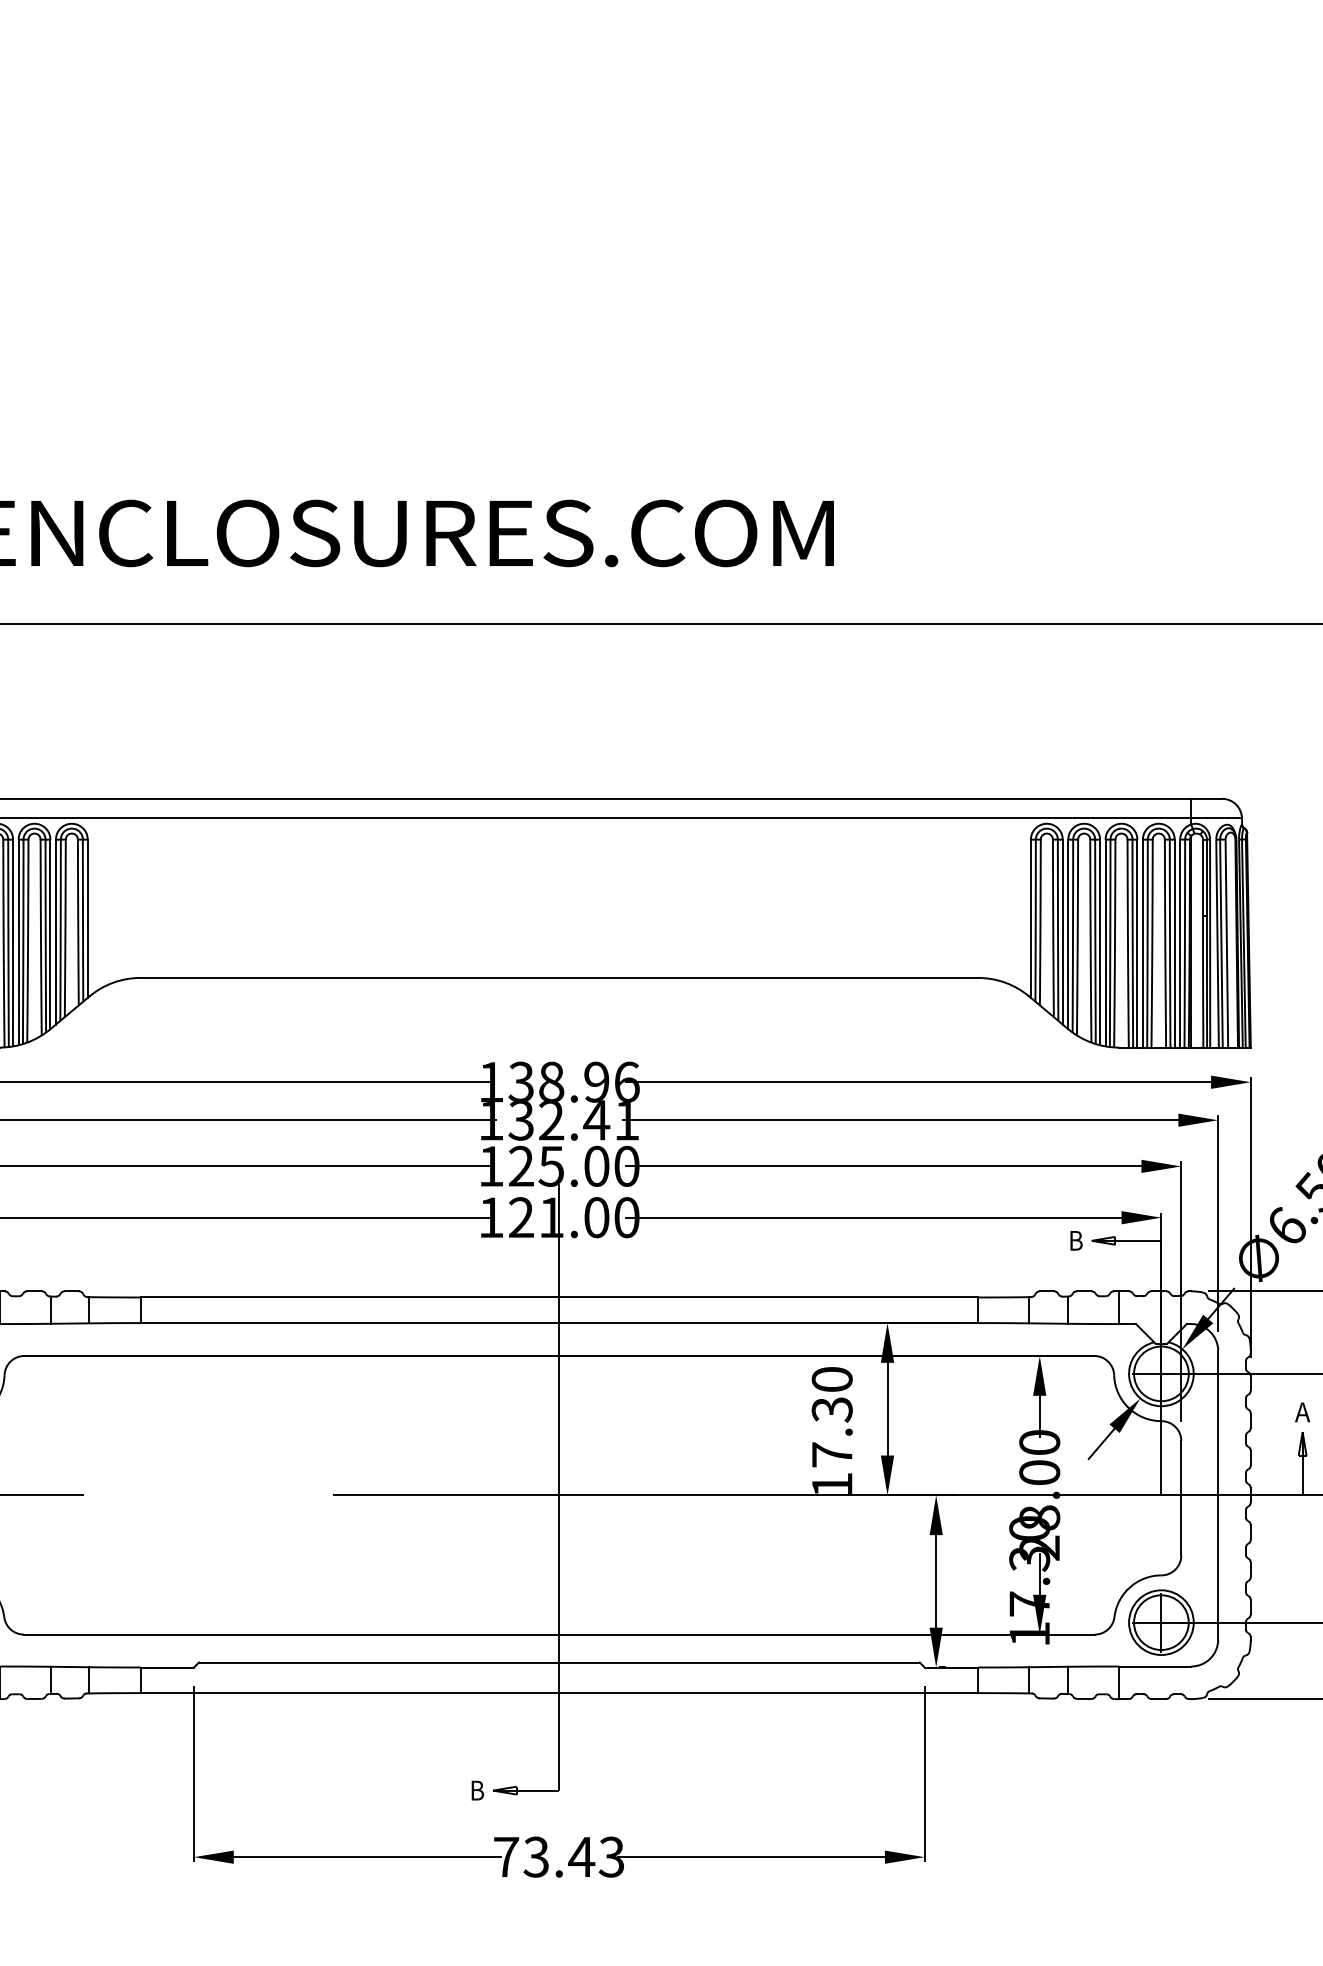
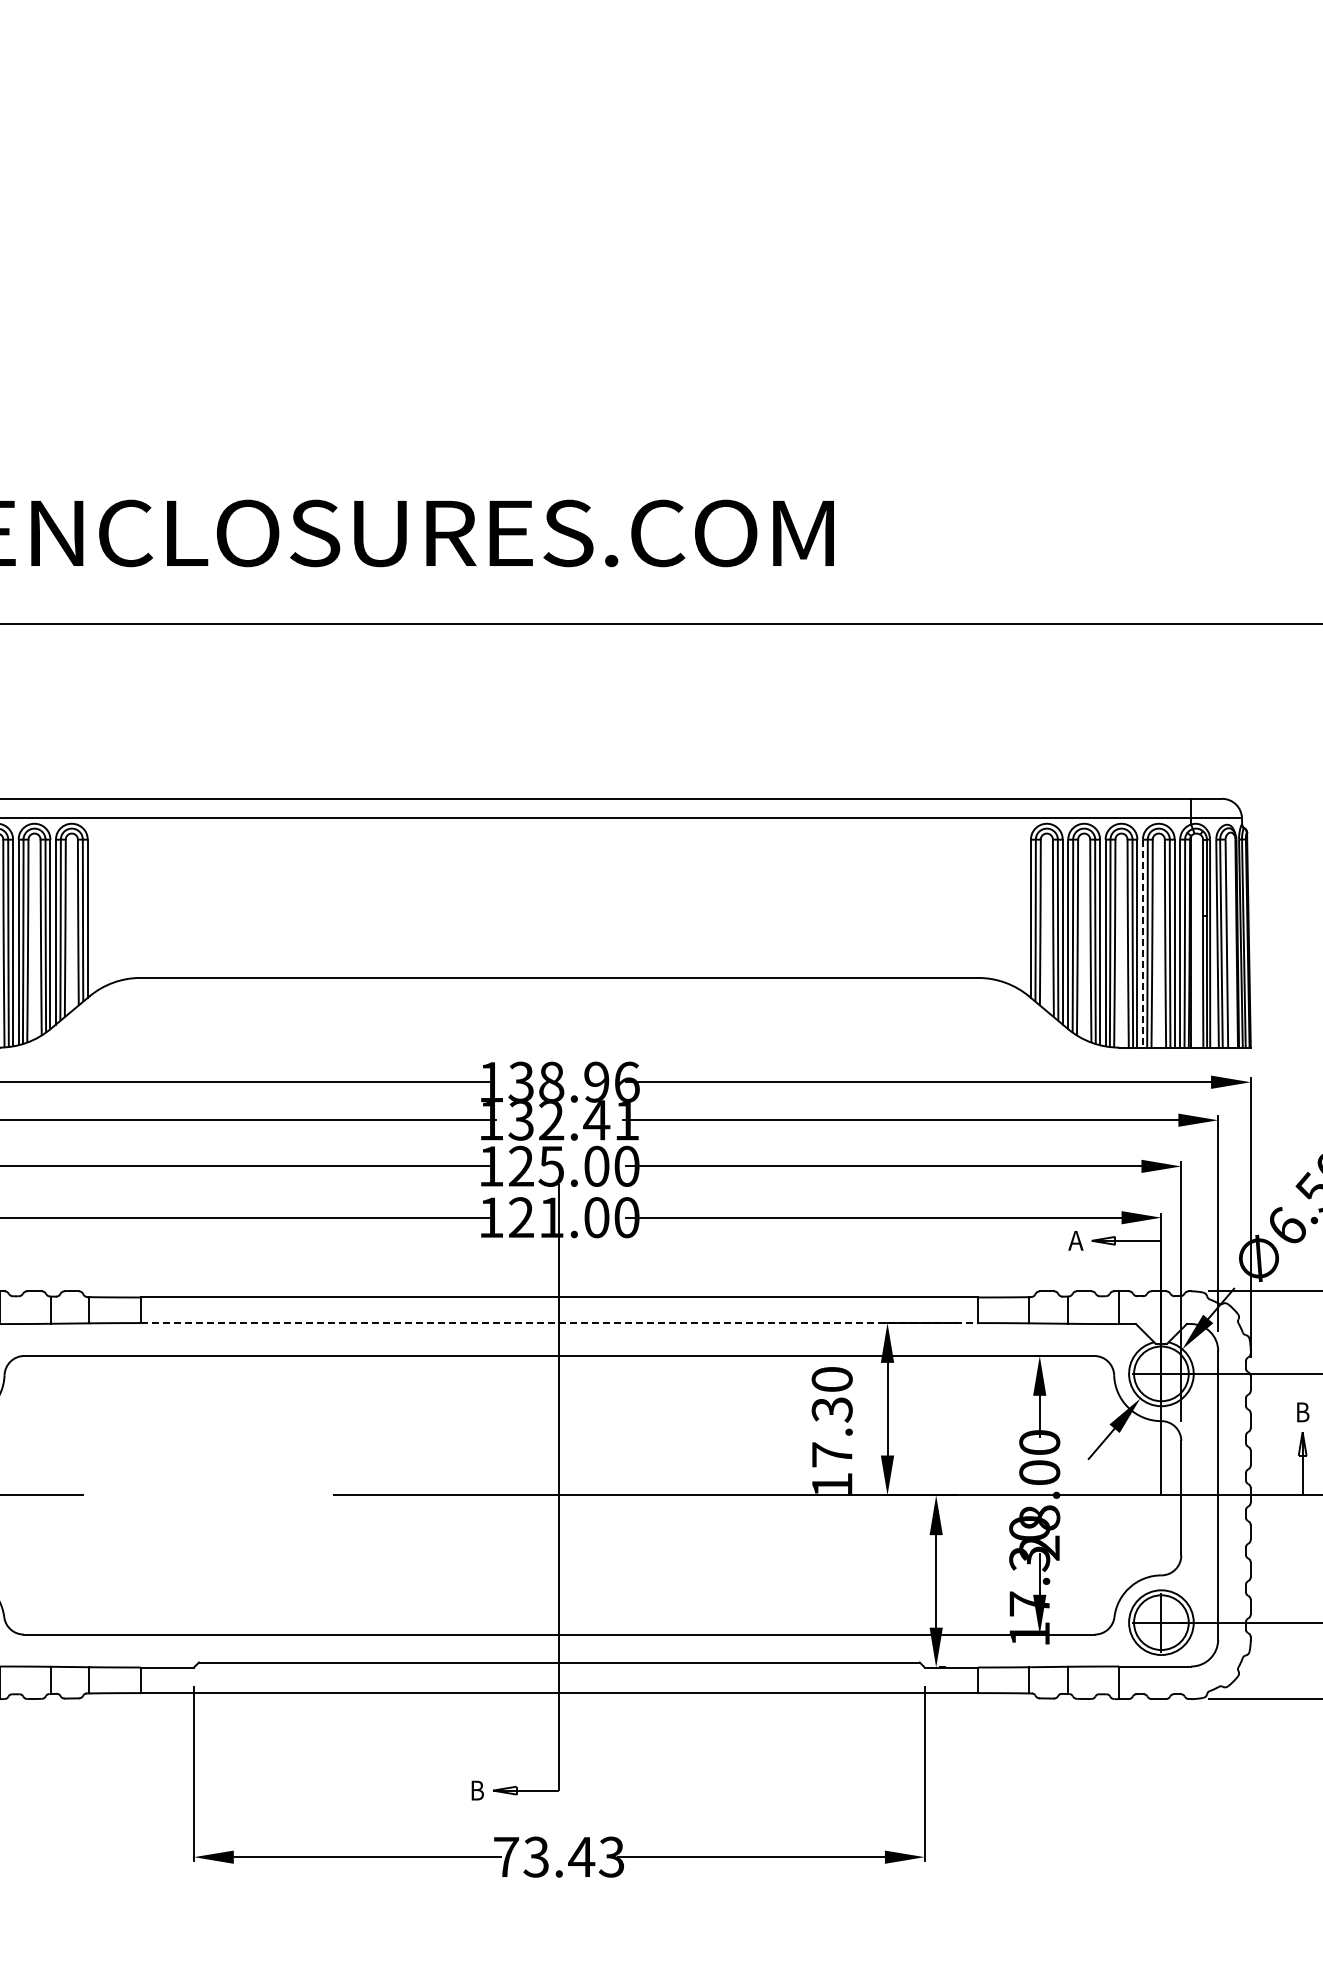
line: solid -> dashed (1142, 943)
text: B -> A (1075, 1240)
line: solid -> dashed (559, 1323)
text: A -> B (1302, 1412)
